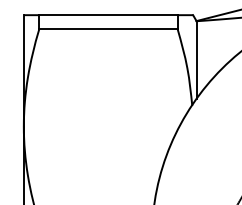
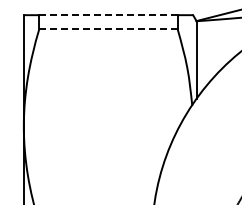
line: solid -> dashed (108, 15)
line: solid -> dashed (107, 29)
